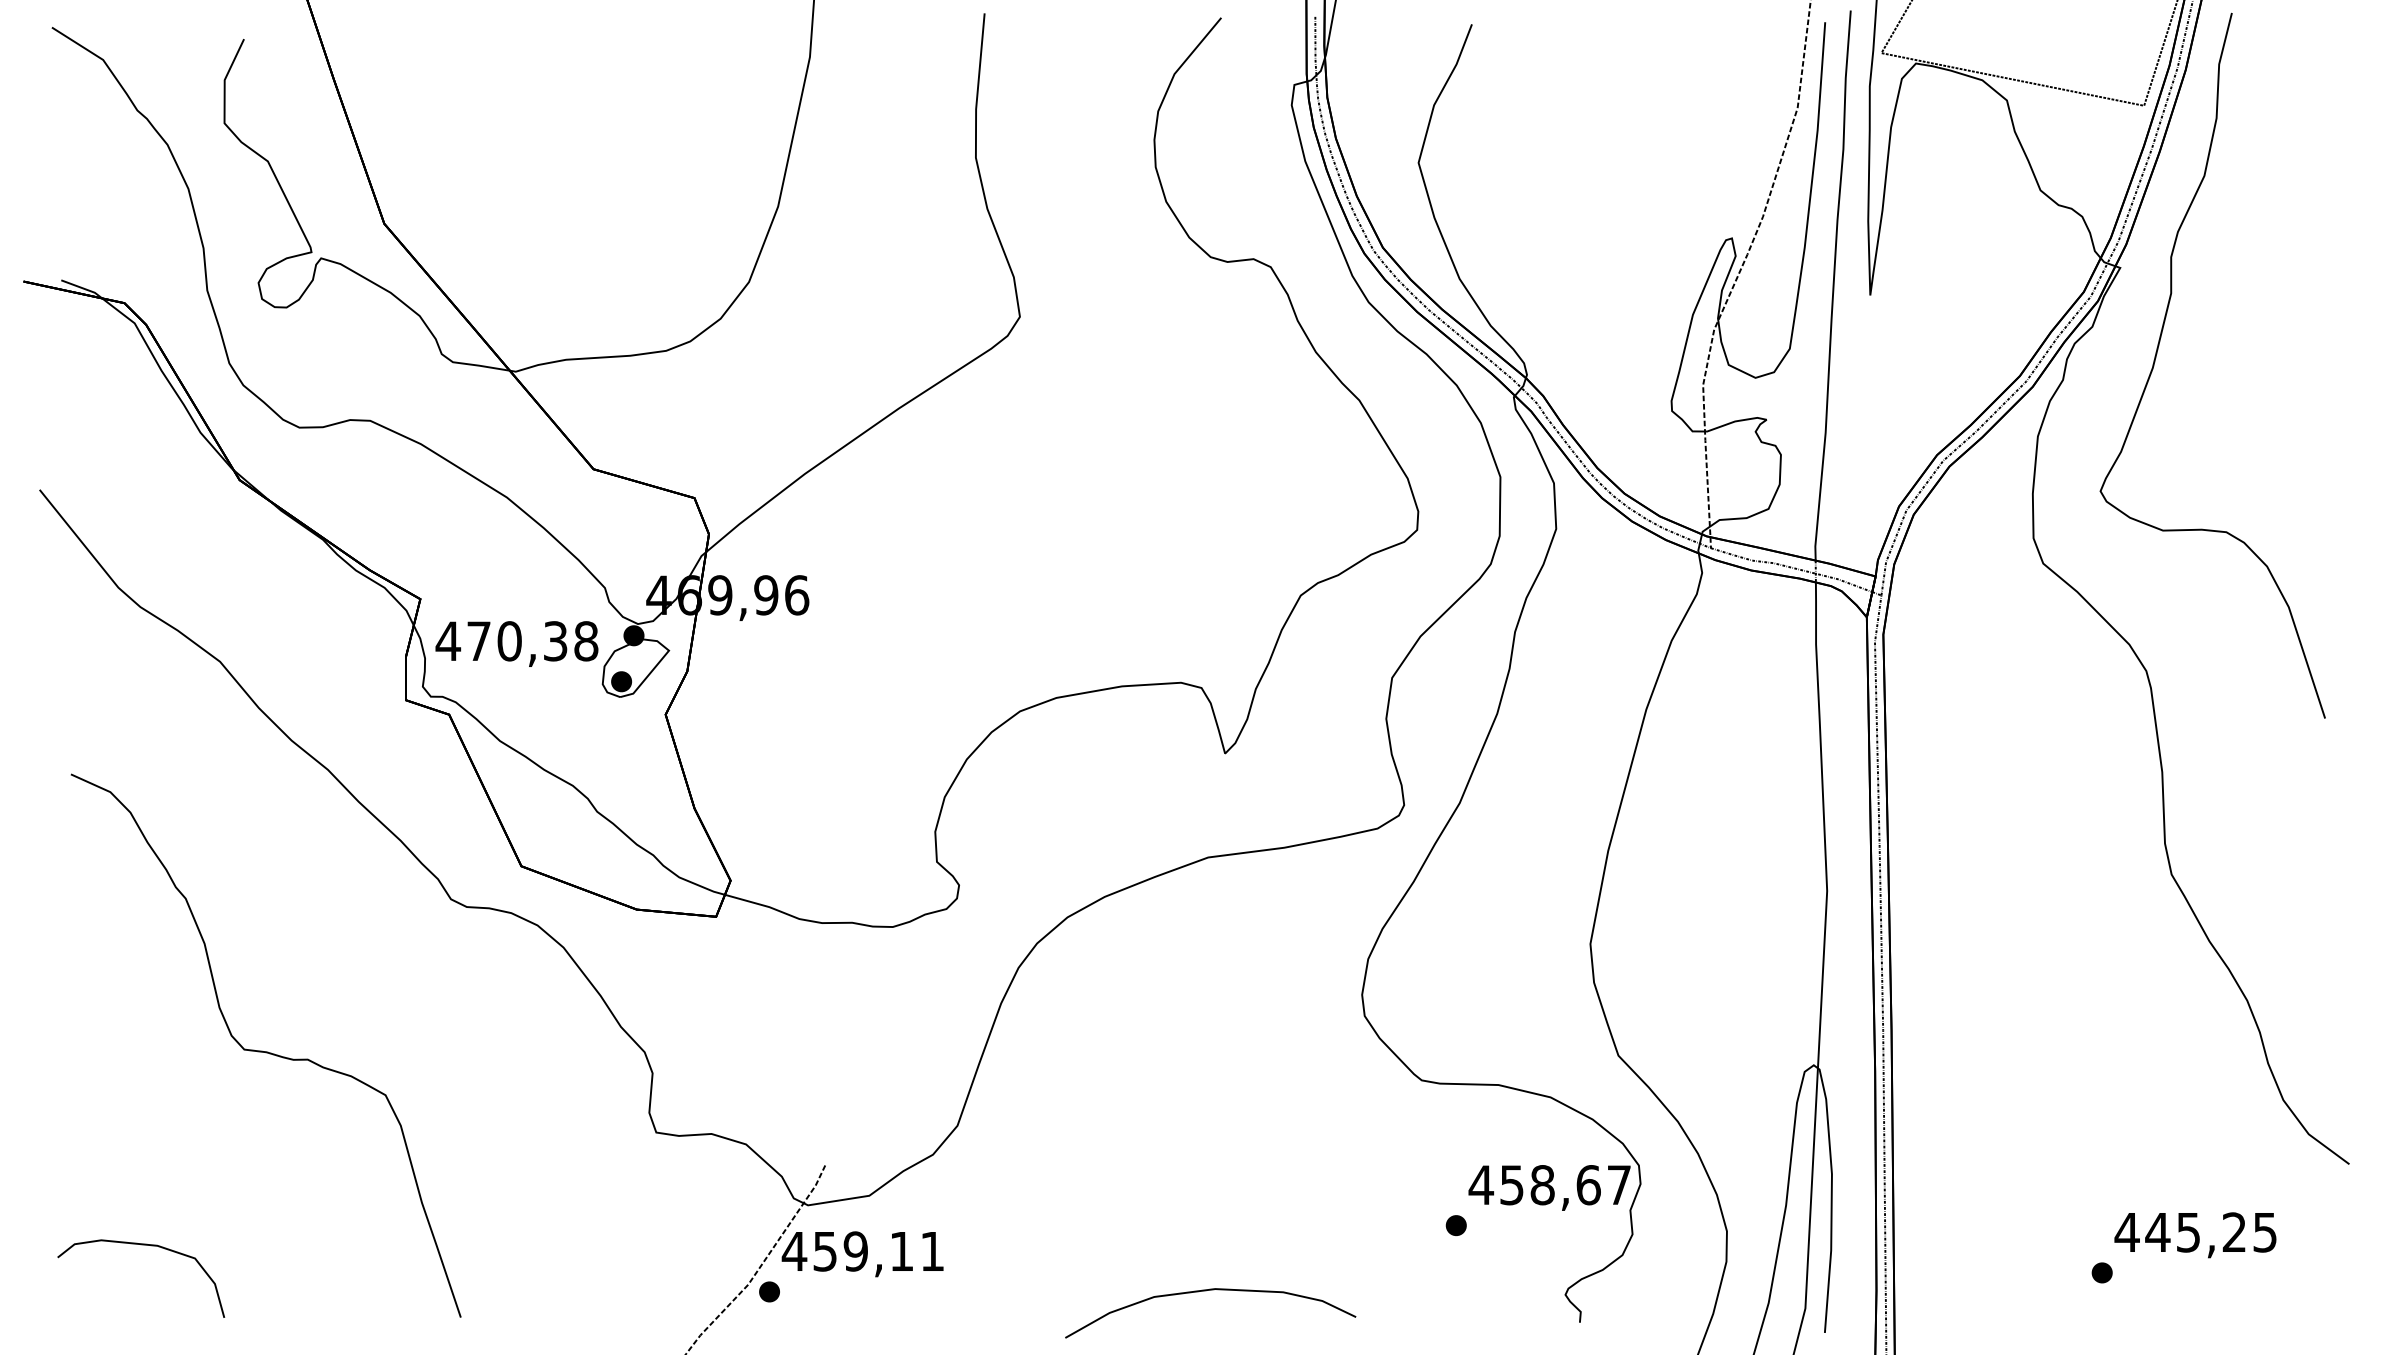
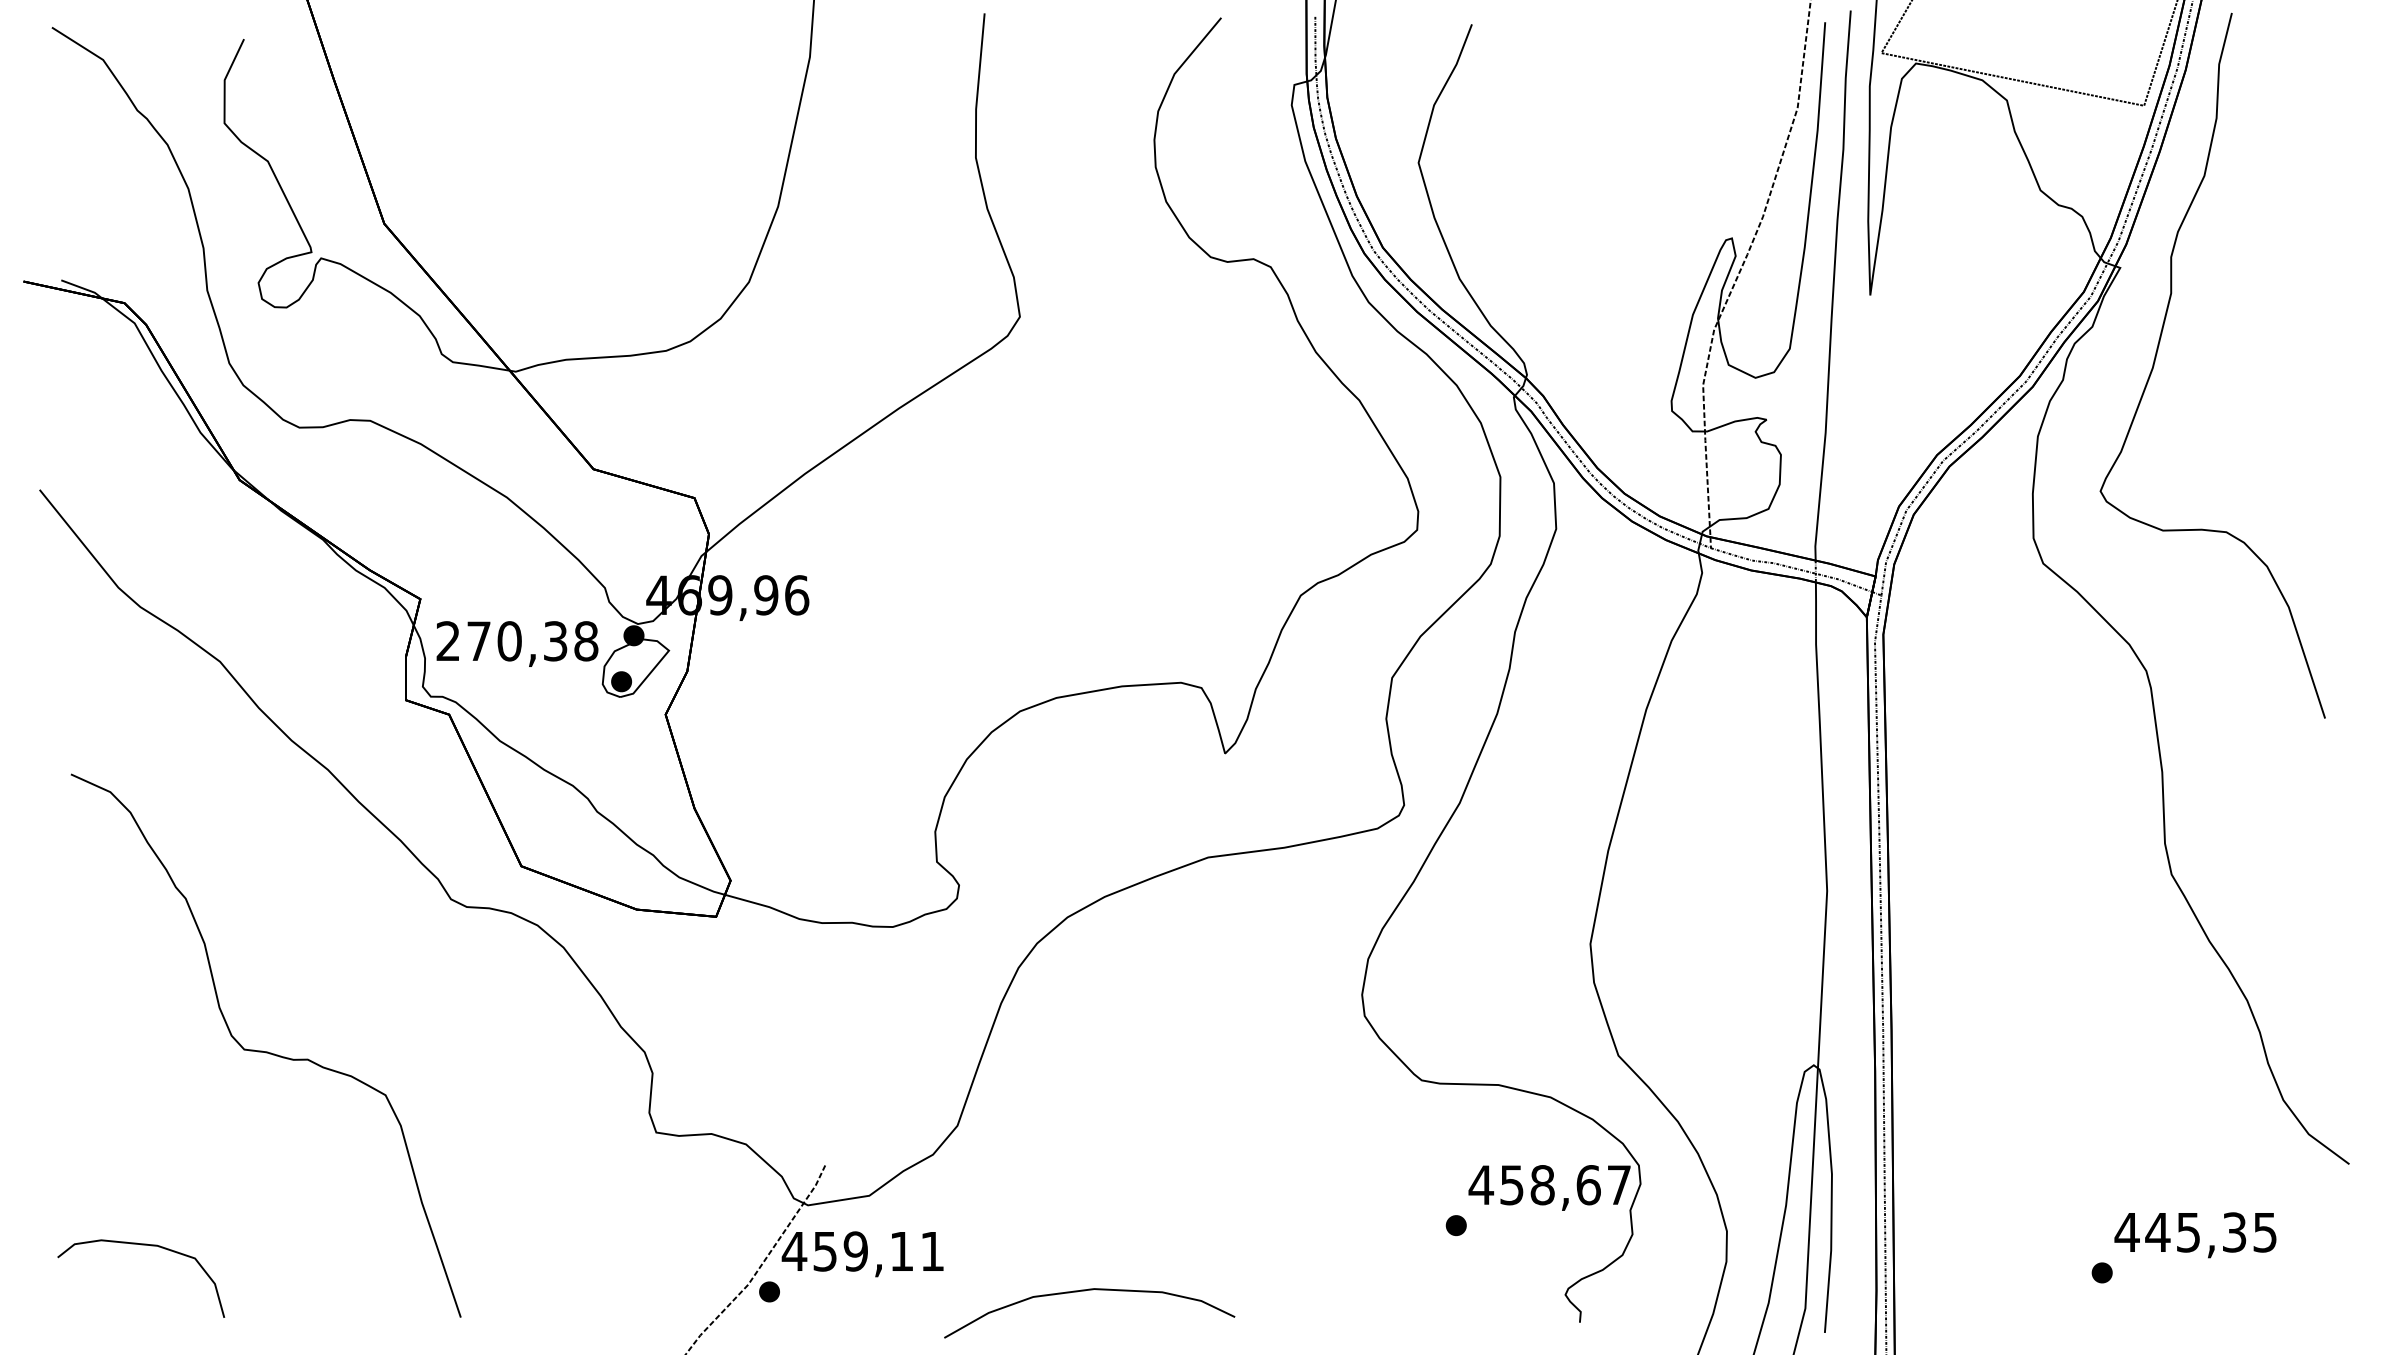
text: 470,38 -> 270,38 (448, 640)
text: 445,25 -> 445,35 (2234, 1232)
curve position: (1206, 1291) -> (1085, 1291) (1085, 1291)
